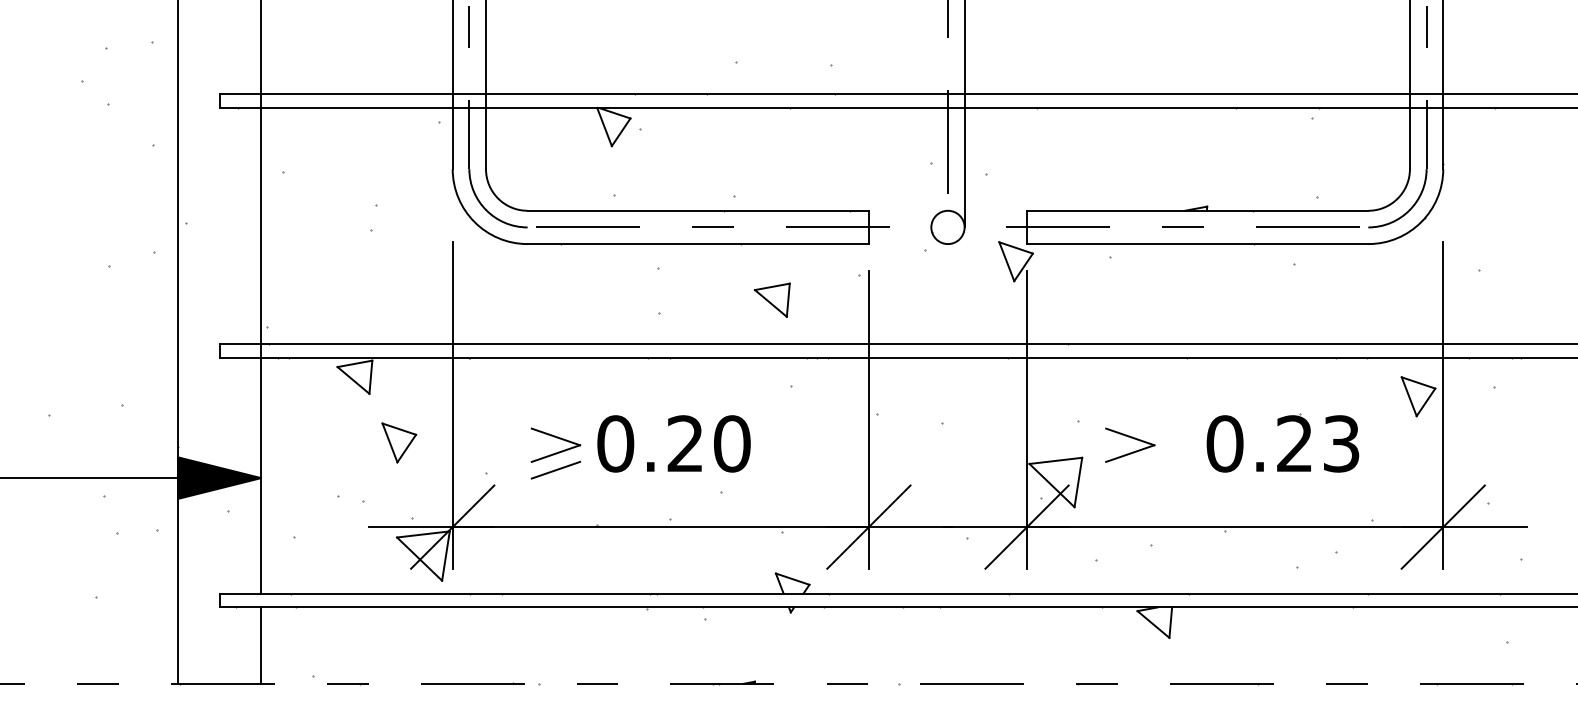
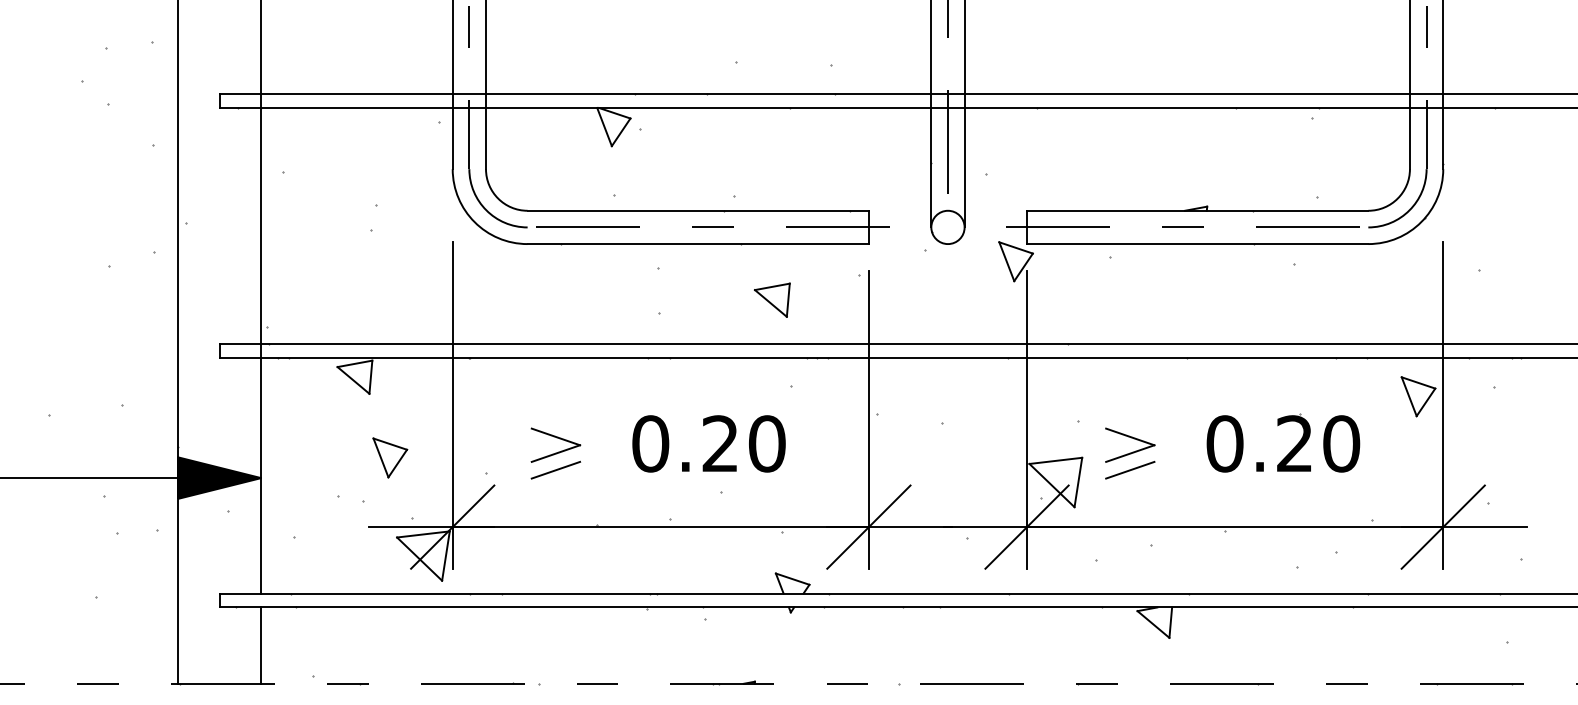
line: none -> present (931, 114)
part position: (399, 442) -> (390, 457) (390, 457)
text position: (673, 443) -> (708, 443) (708, 443)
text: 0.23 -> 0.20 (1341, 443)
line: none -> present (1130, 469)
